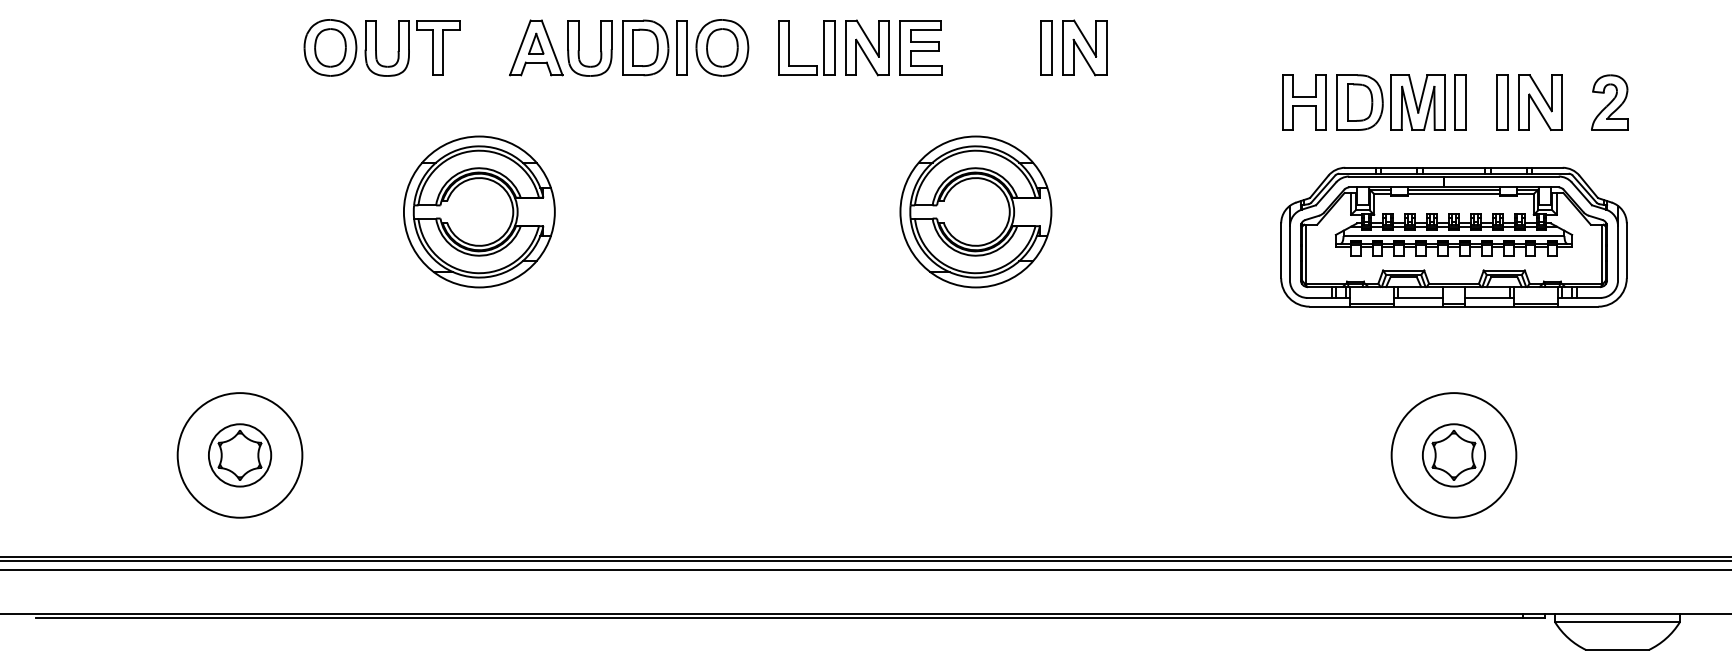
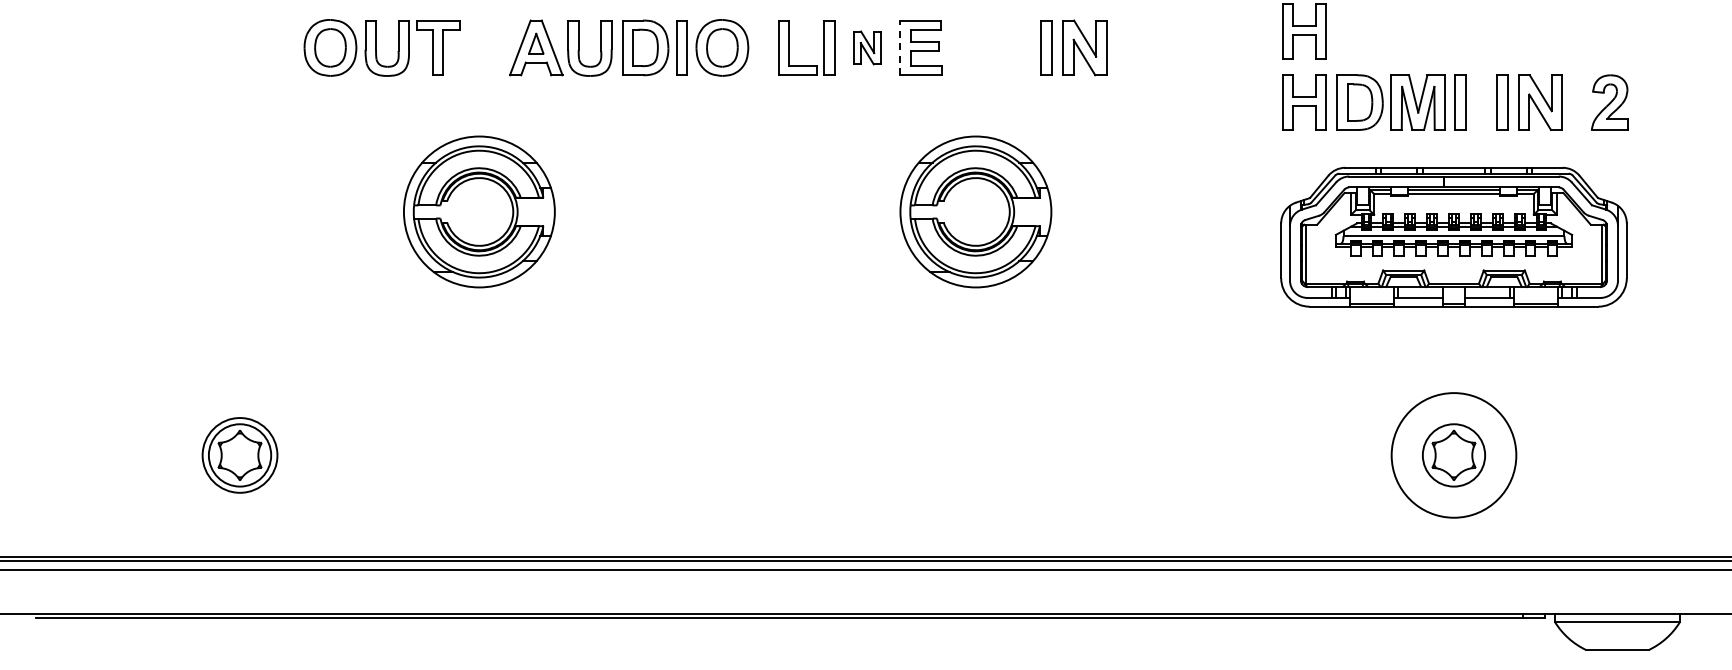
part: none -> present (1304, 31)
part size: 45x58 px -> 29x36 px (867, 47)
line: solid -> dashed (900, 47)
circle diameter: 125 px -> 75 px (239, 455)
